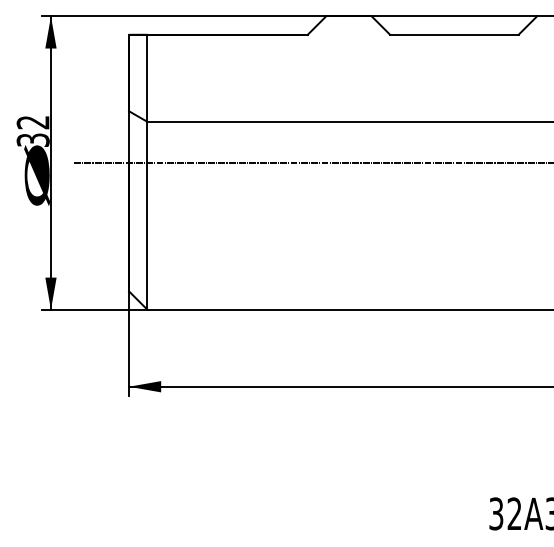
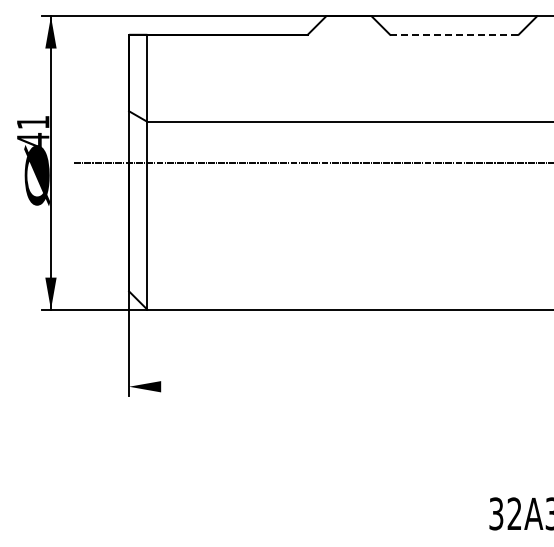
line: solid -> dashed (454, 34)
text: 32 -> 41 (32, 131)
line: present -> none (339, 386)
